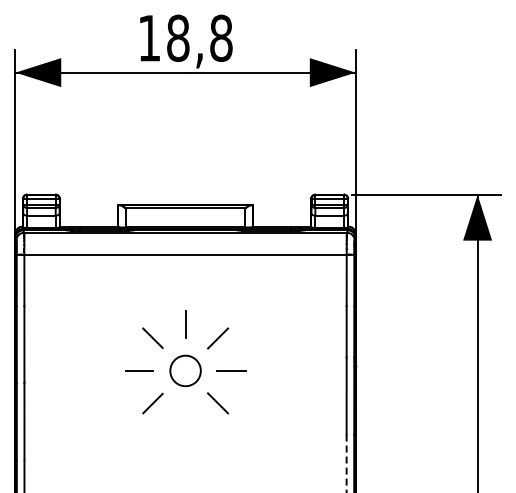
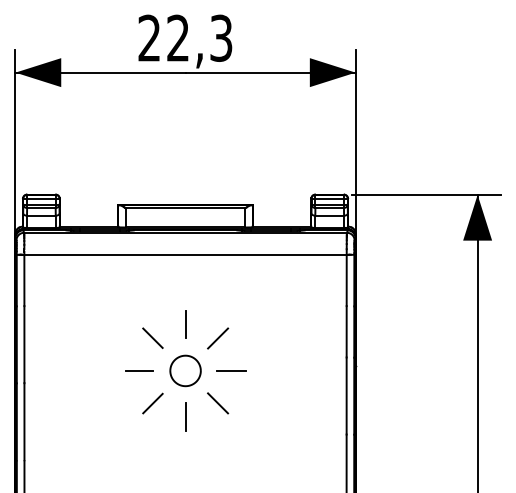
text: 18,8 -> 22,3 (185, 37)
line: none -> present (185, 416)
line: dashed -> solid (346, 464)
